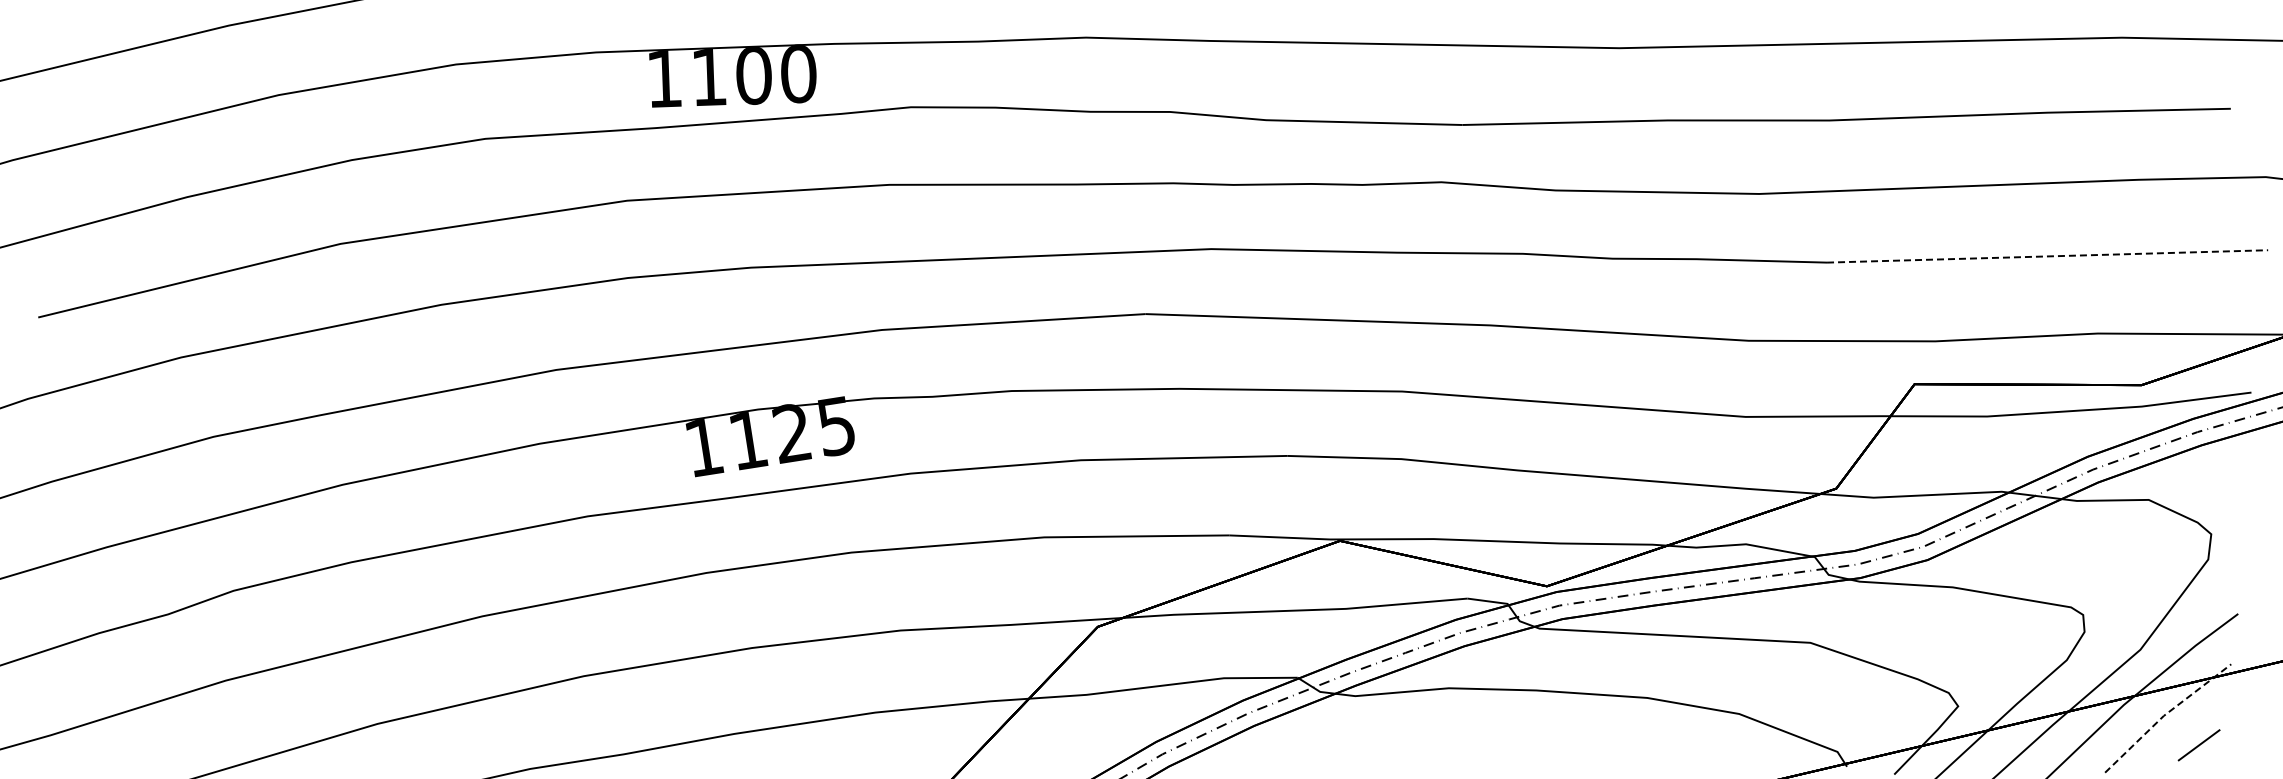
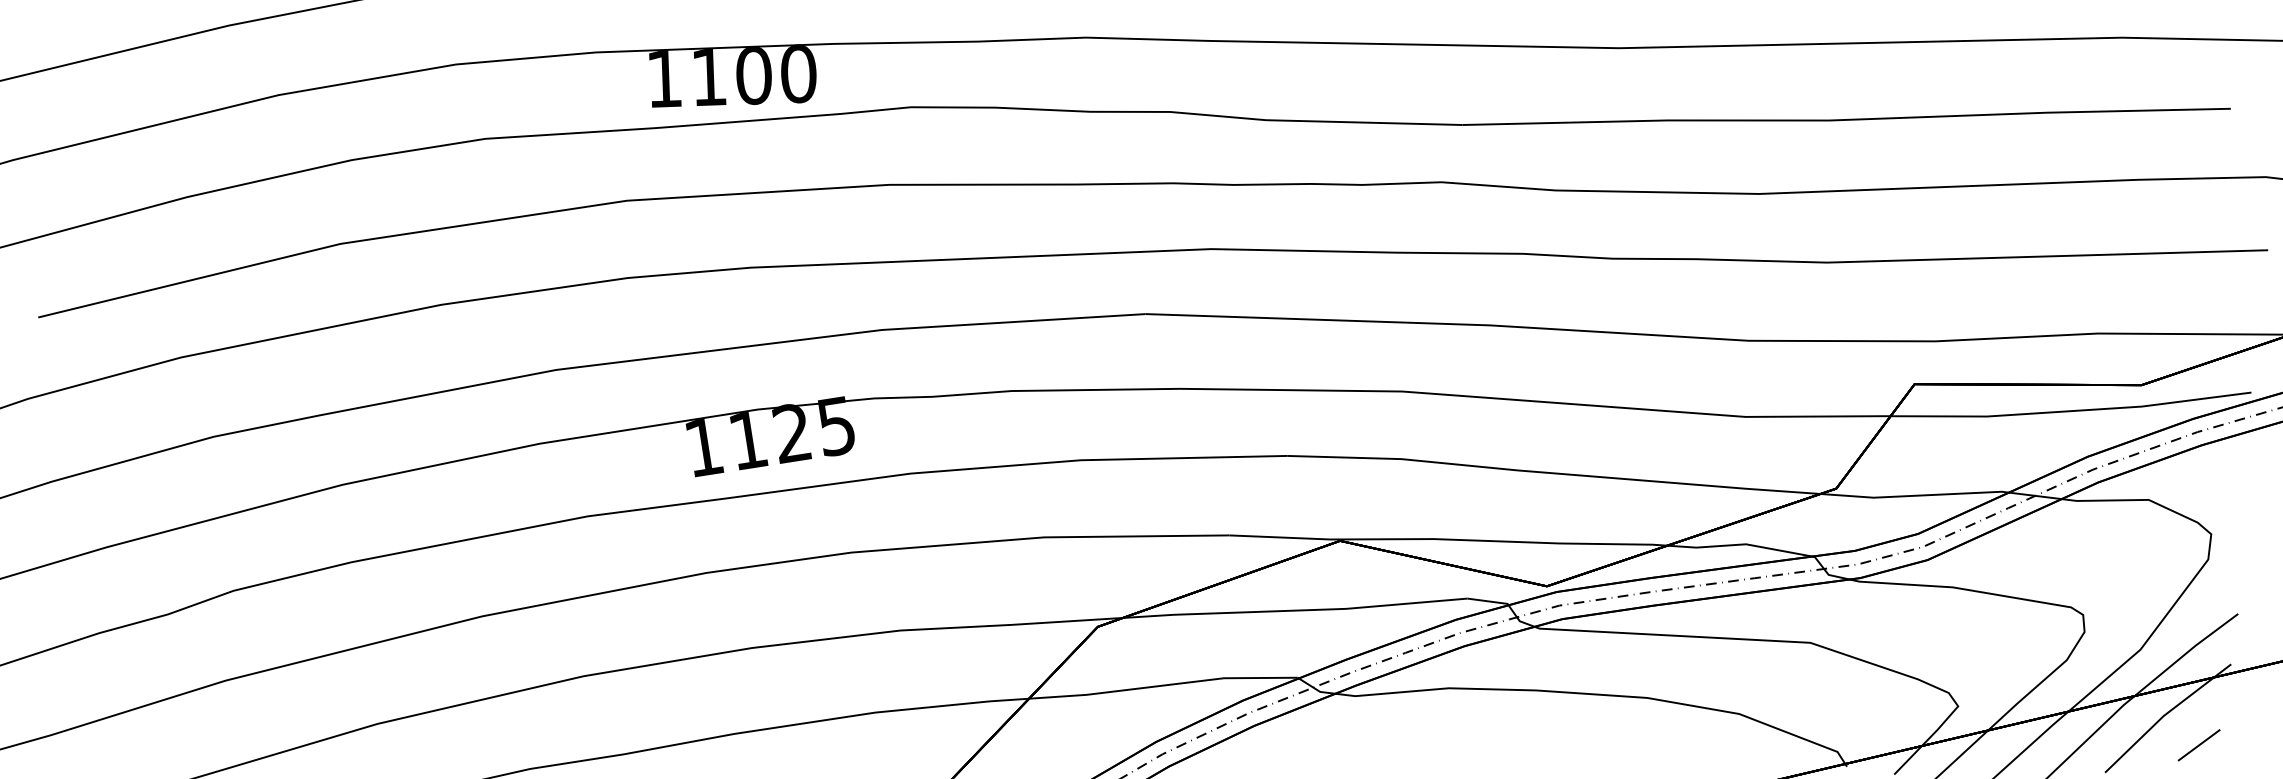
line: dashed -> solid (2047, 256)
line: dashed -> solid (2164, 715)
